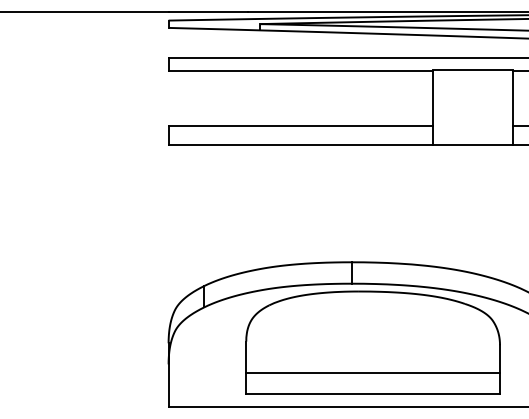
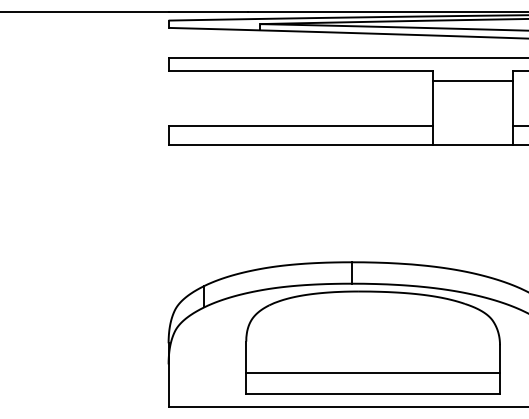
line position: (473, 69) -> (473, 80) (473, 80)
